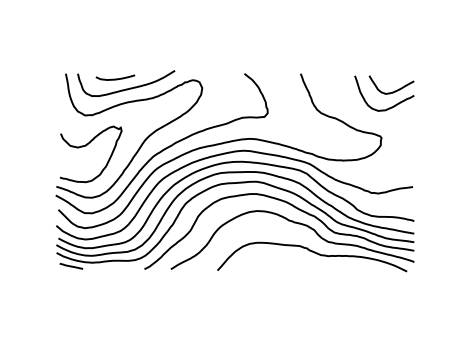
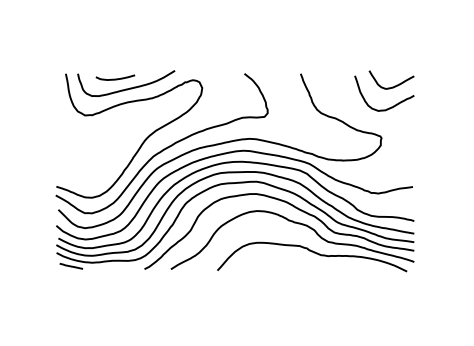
curve position: (394, 90) -> (394, 85) (394, 85)
curve: present -> none (86, 146)
